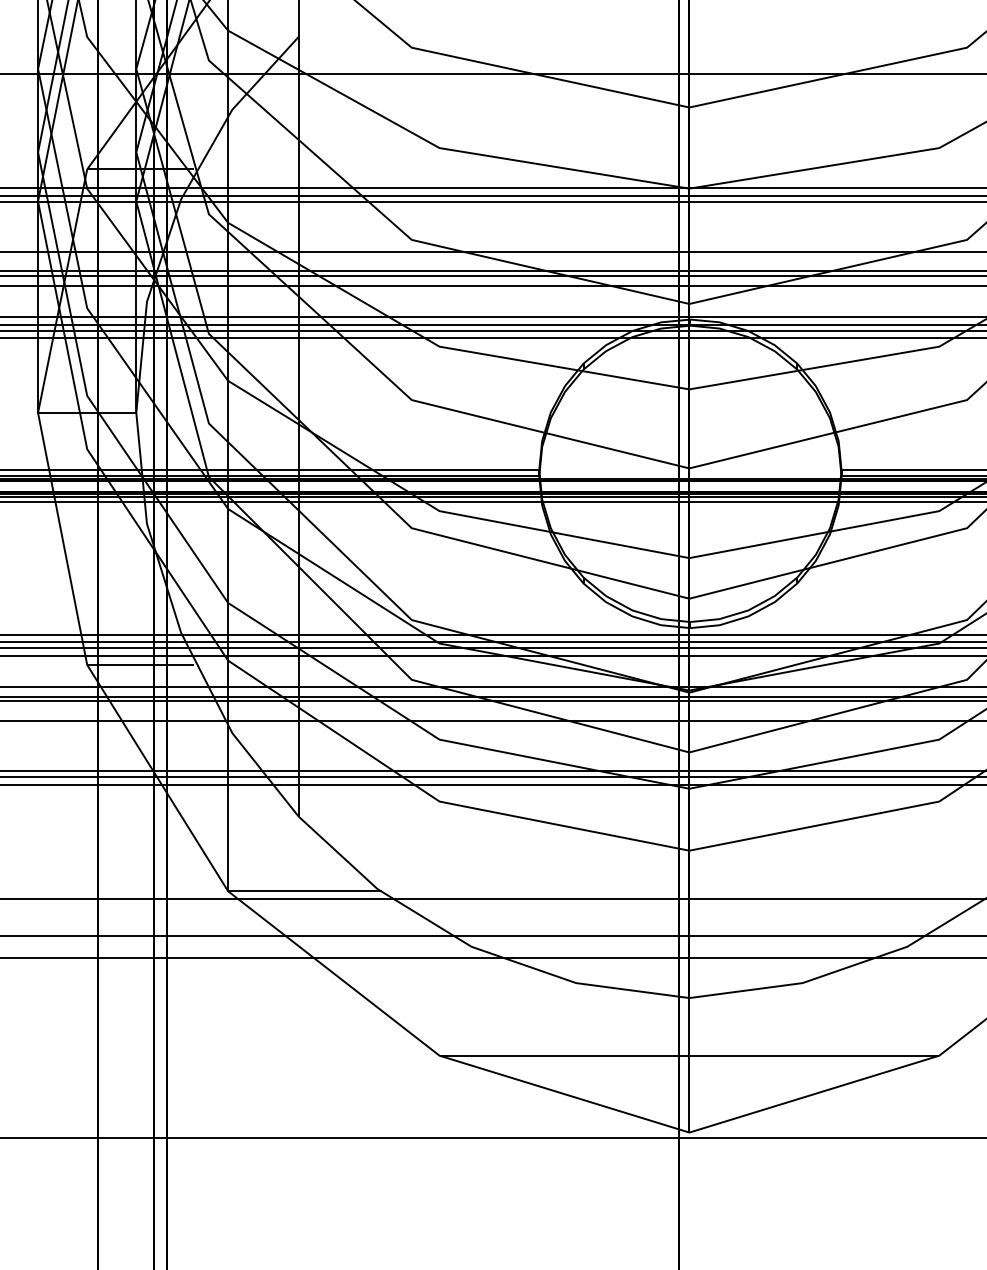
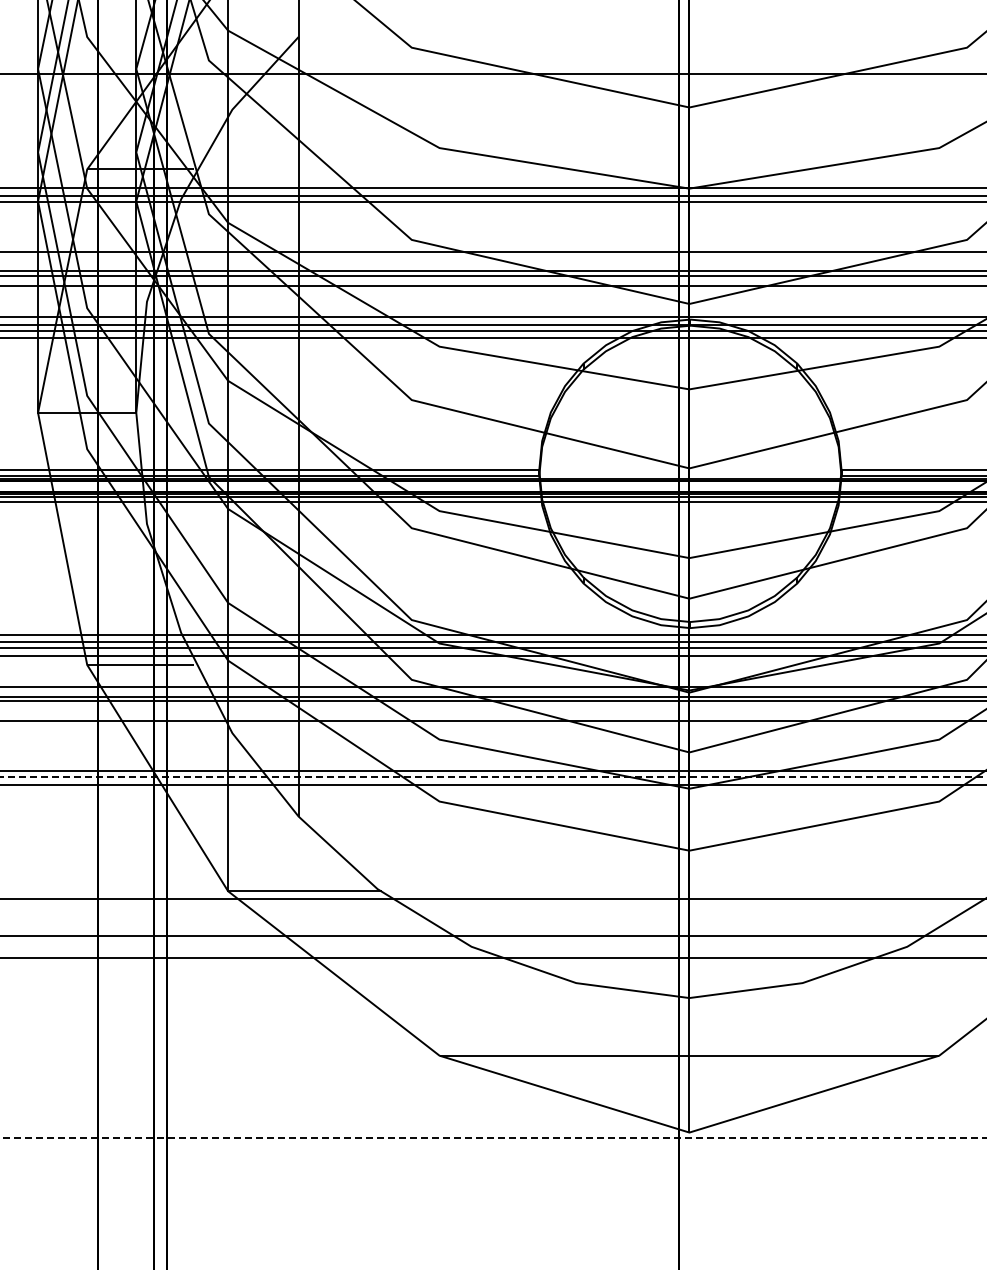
line: solid -> dashed (493, 777)
line: solid -> dashed (493, 1137)
